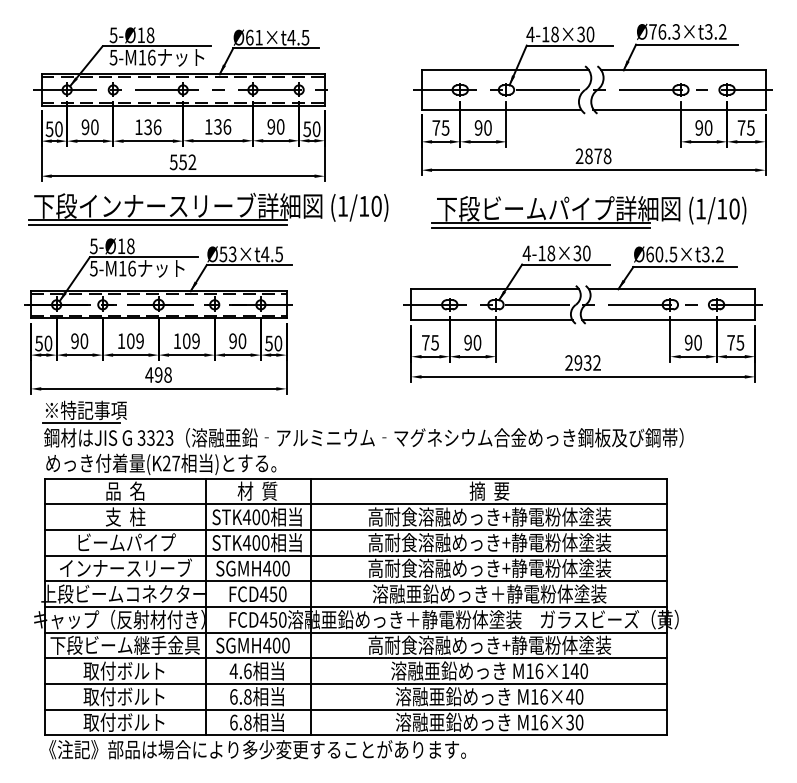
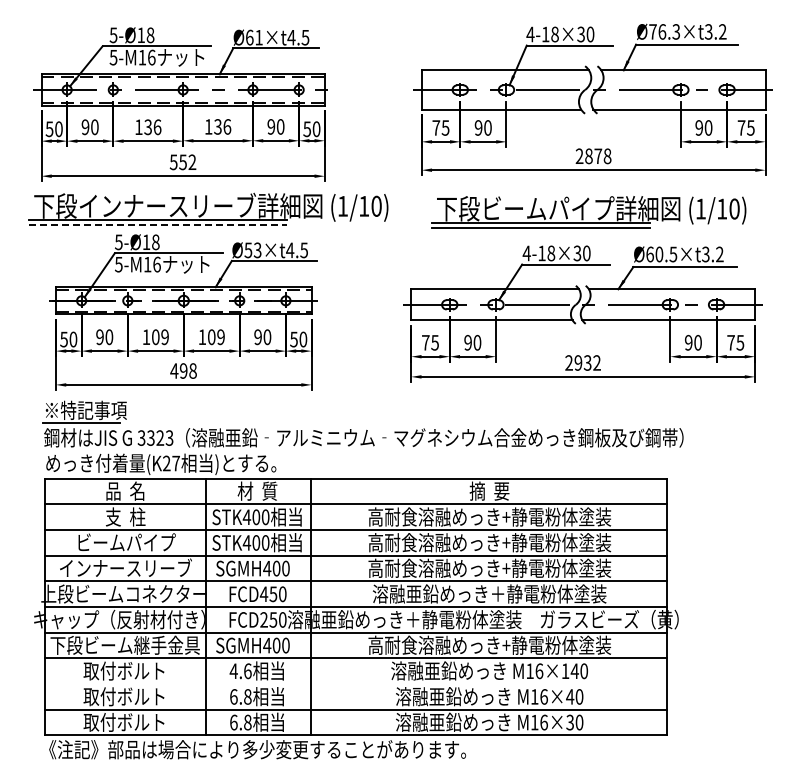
line: solid -> dashed (158, 225)
part position: (158, 316) -> (183, 312) (183, 312)
text: FCD450 -> FCD250 (263, 619)
line: present -> none (355, 683)
